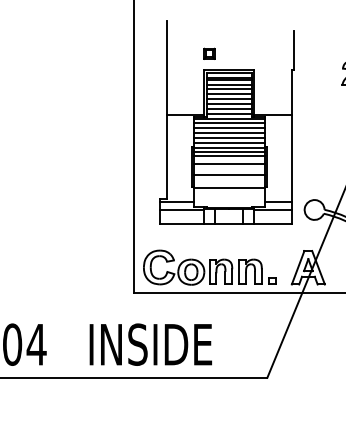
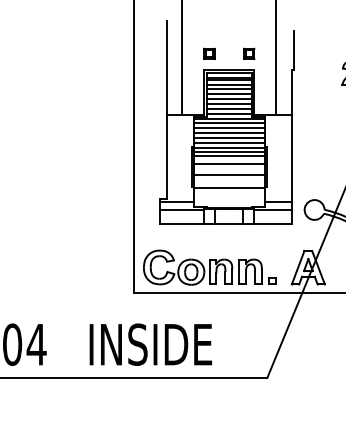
part: none -> present (249, 53)
line: none -> present (182, 58)
line: none -> present (276, 58)
